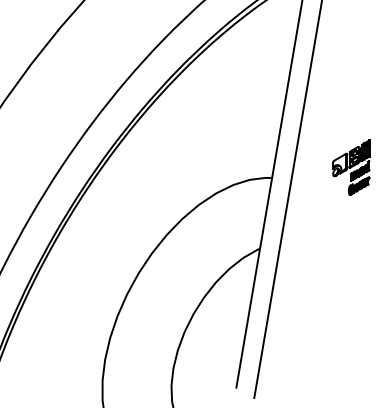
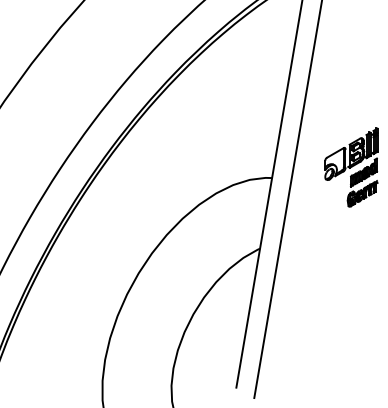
part size: 39x57 px -> 55x81 px (351, 167)
